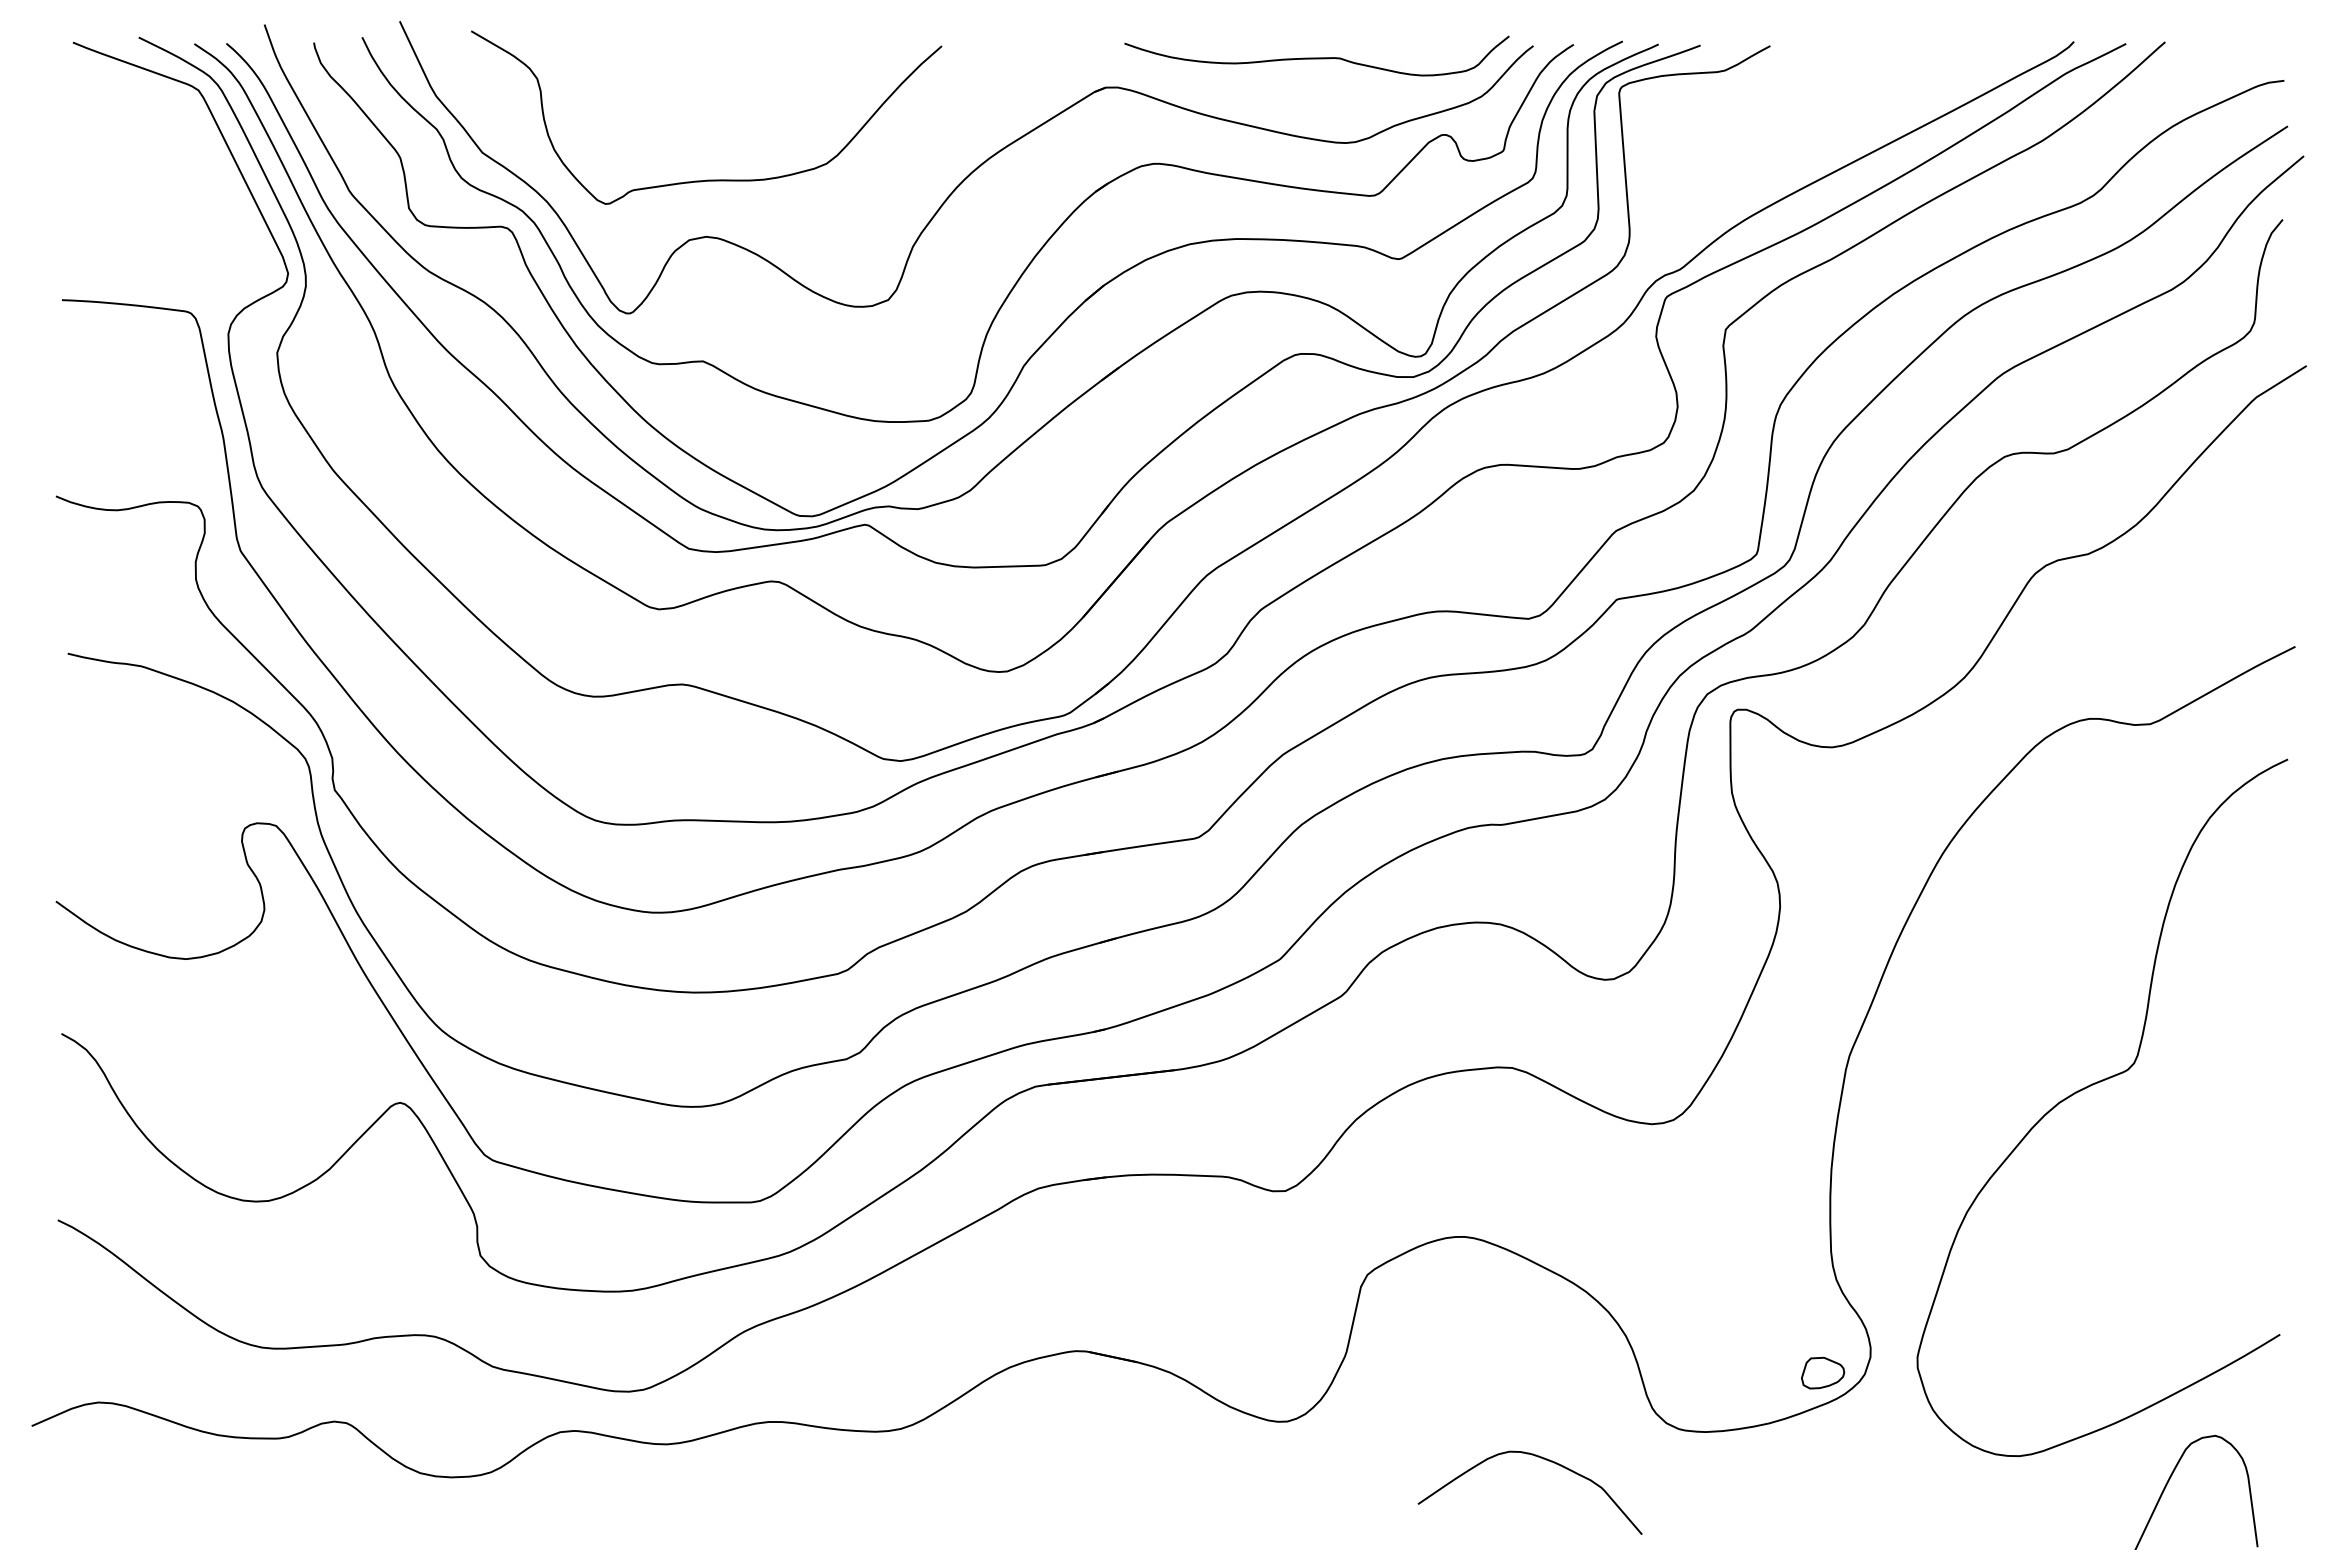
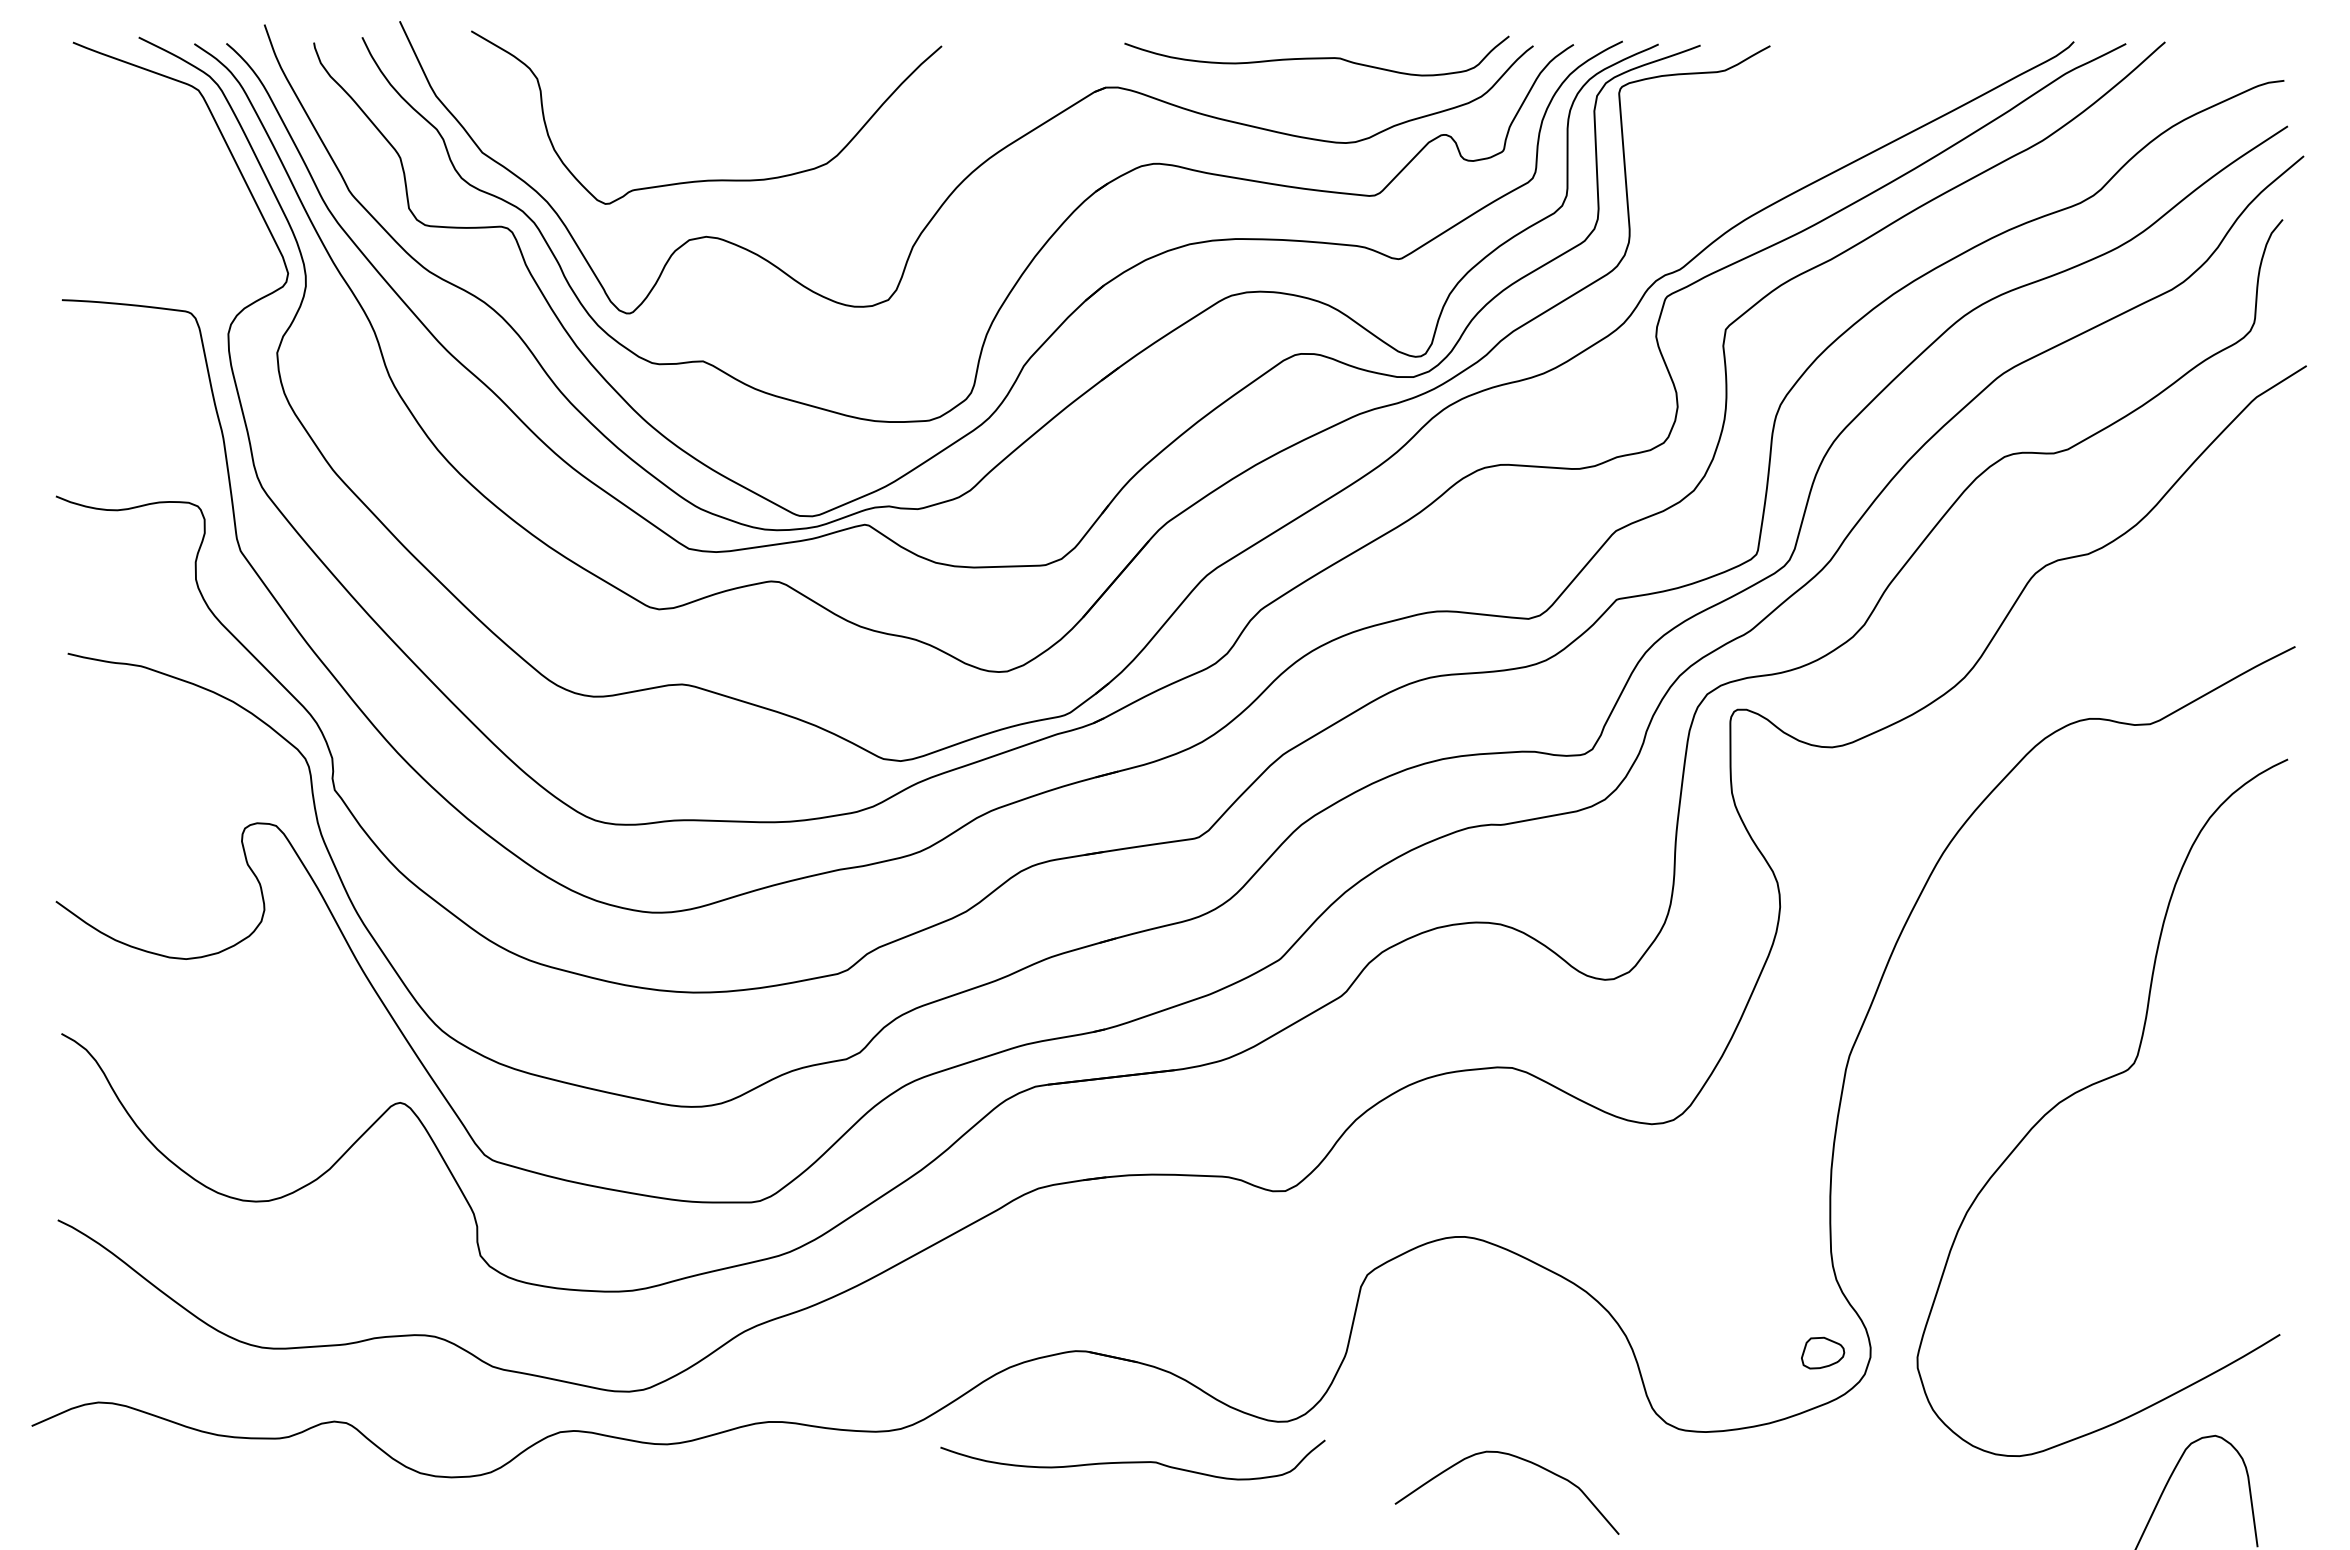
part position: (1823, 1372) -> (1823, 1352) (1823, 1352)
curve position: (1540, 1458) -> (1517, 1458) (1517, 1458)
curve: none -> present (1132, 1461)
